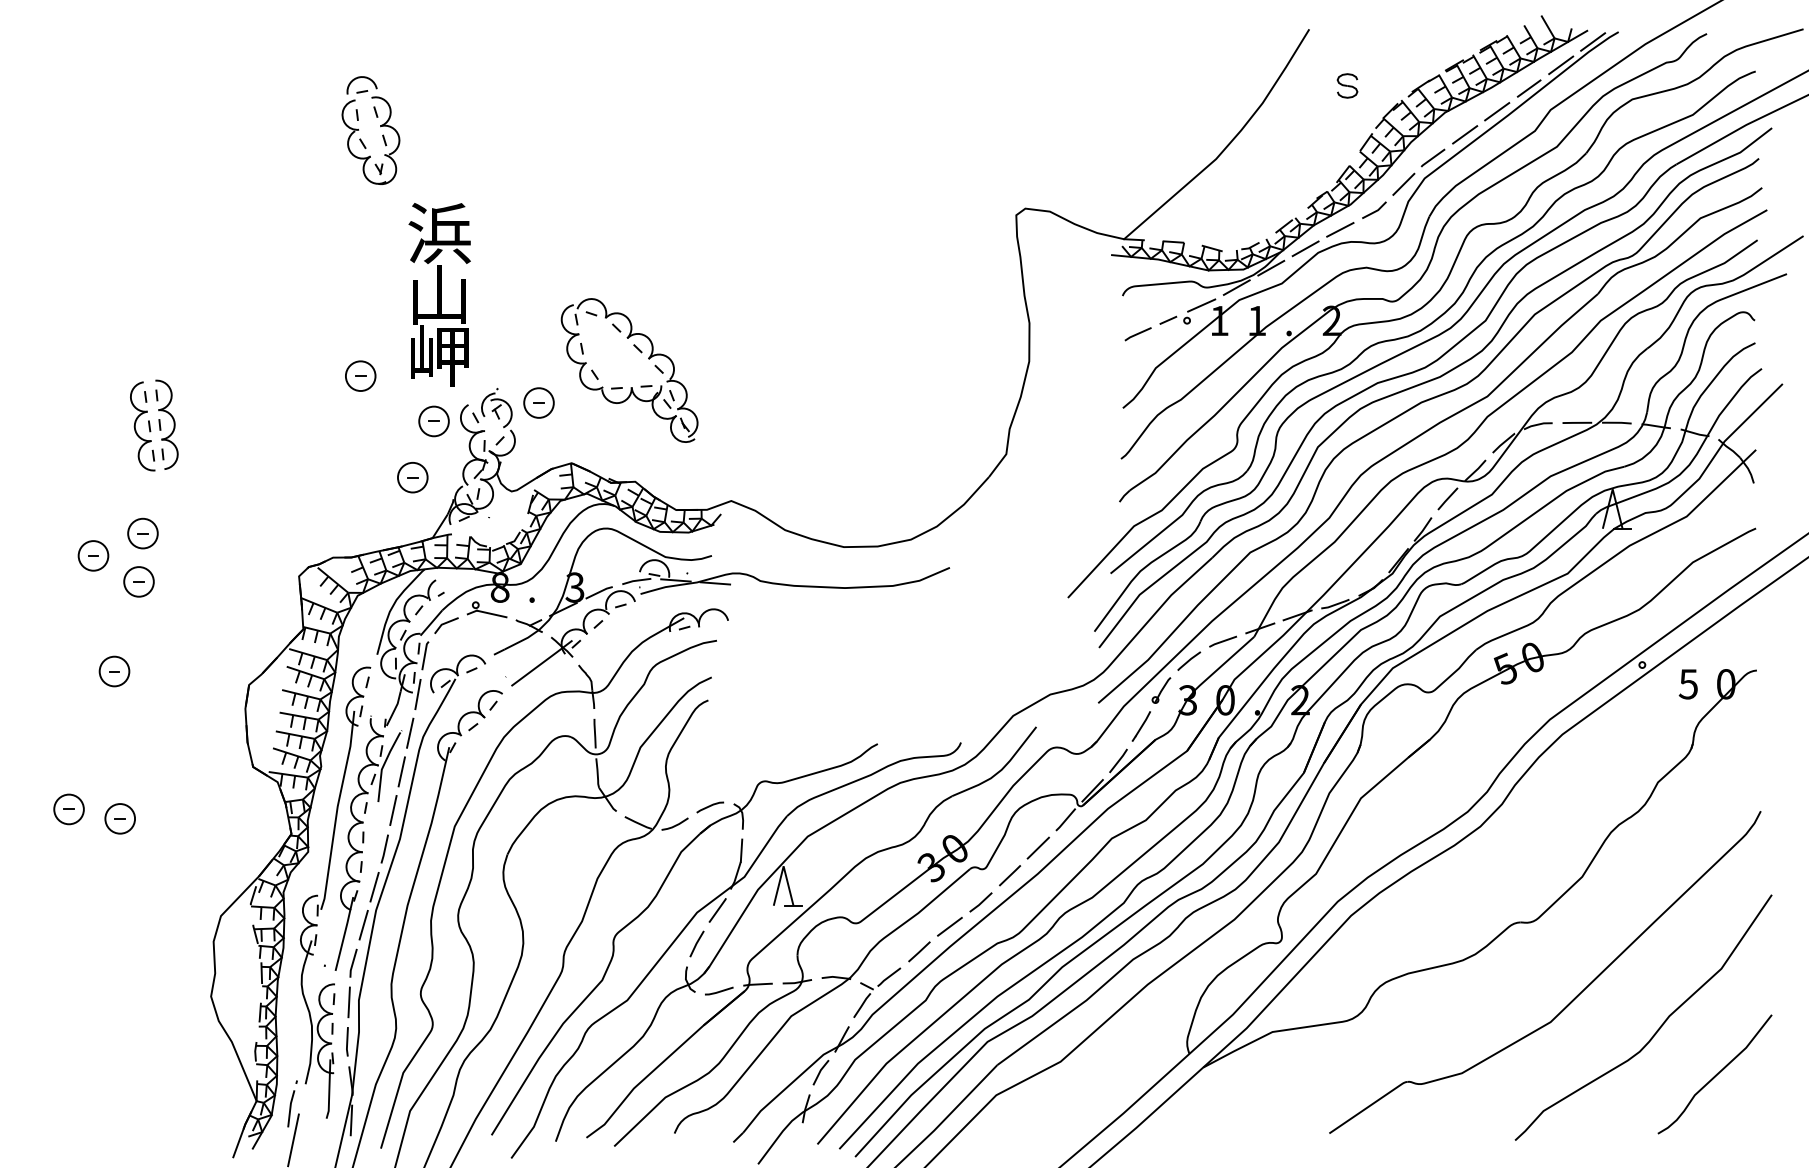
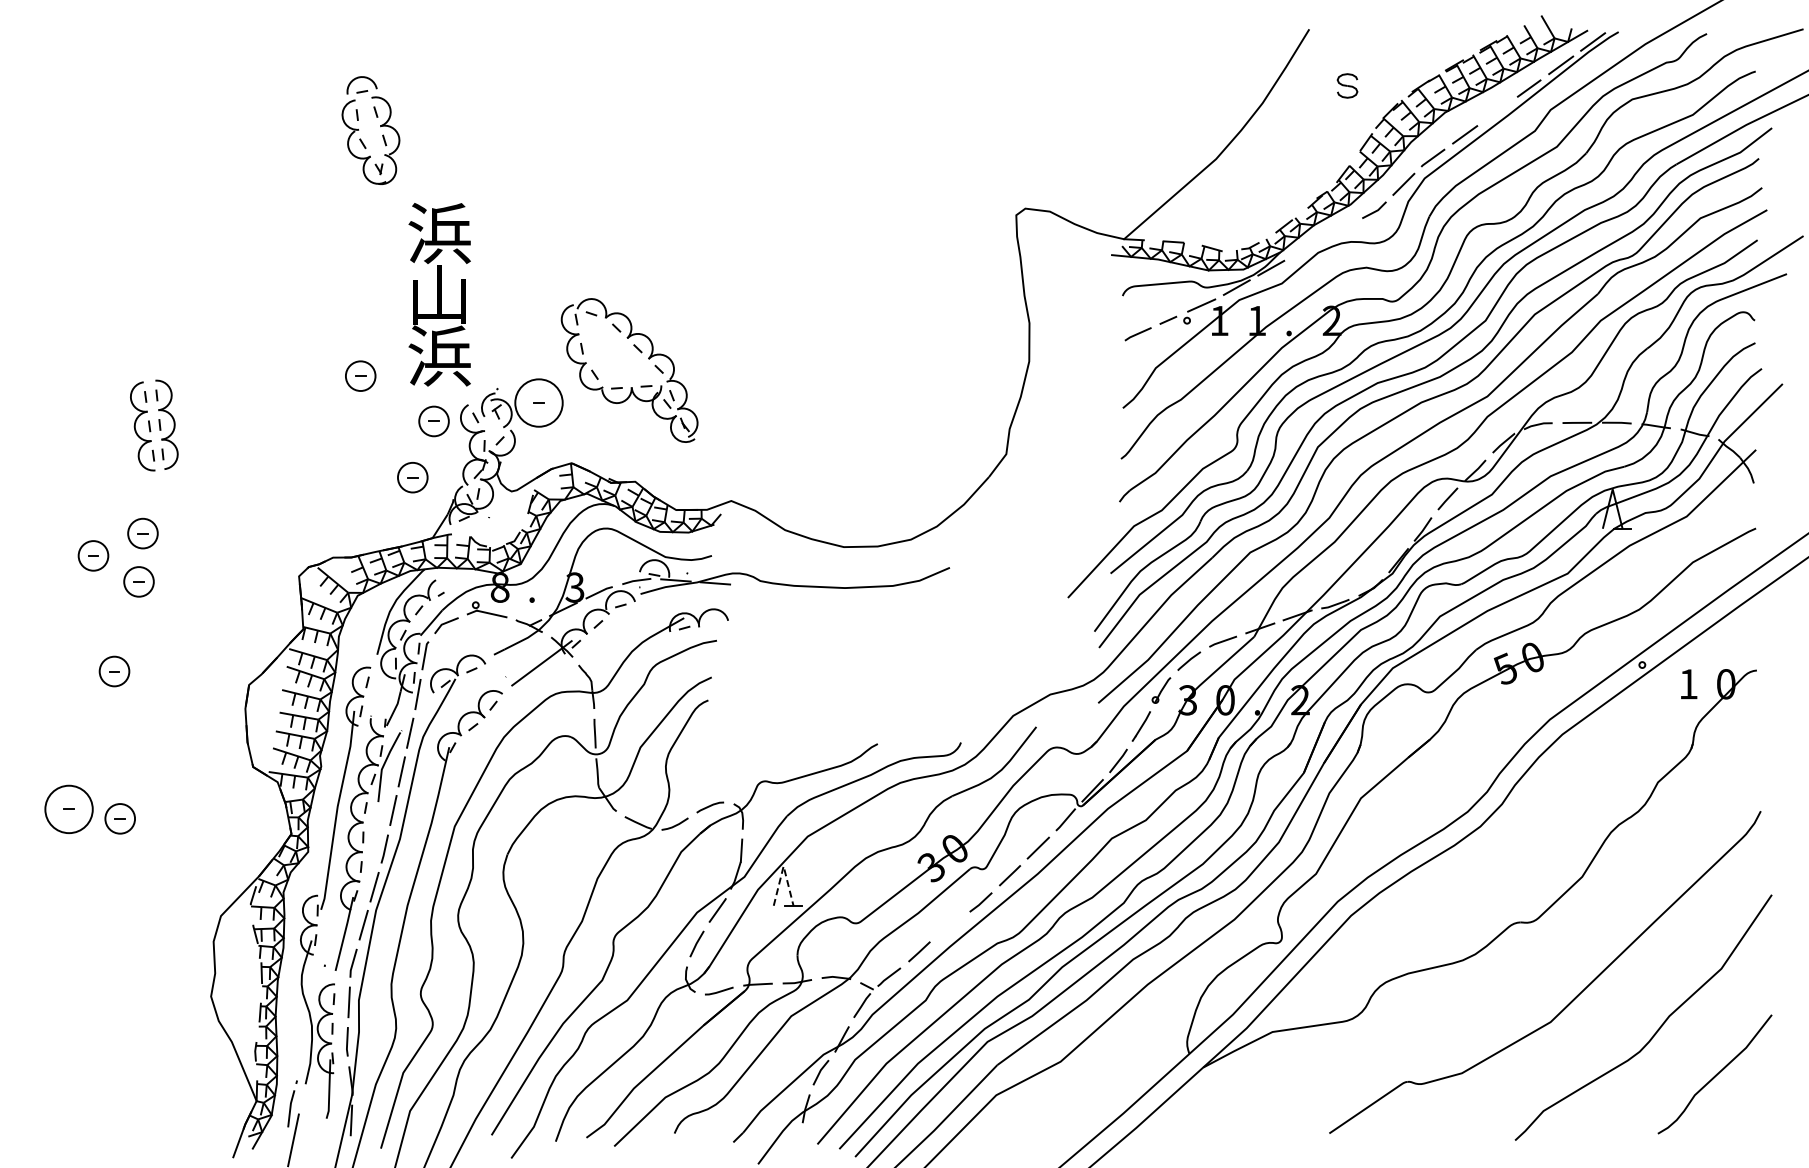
line: present -> none (1497, 111)
line: present -> none (1340, 229)
line: present -> none (1305, 248)
text: 岬 -> 浜 (439, 355)
circle diameter: 30 px -> 47 px (538, 402)
text: 5 -> 1 (1687, 684)
circle diameter: 30 px -> 47 px (68, 809)
line: solid -> dashed (783, 866)
line: present -> none (949, 926)
